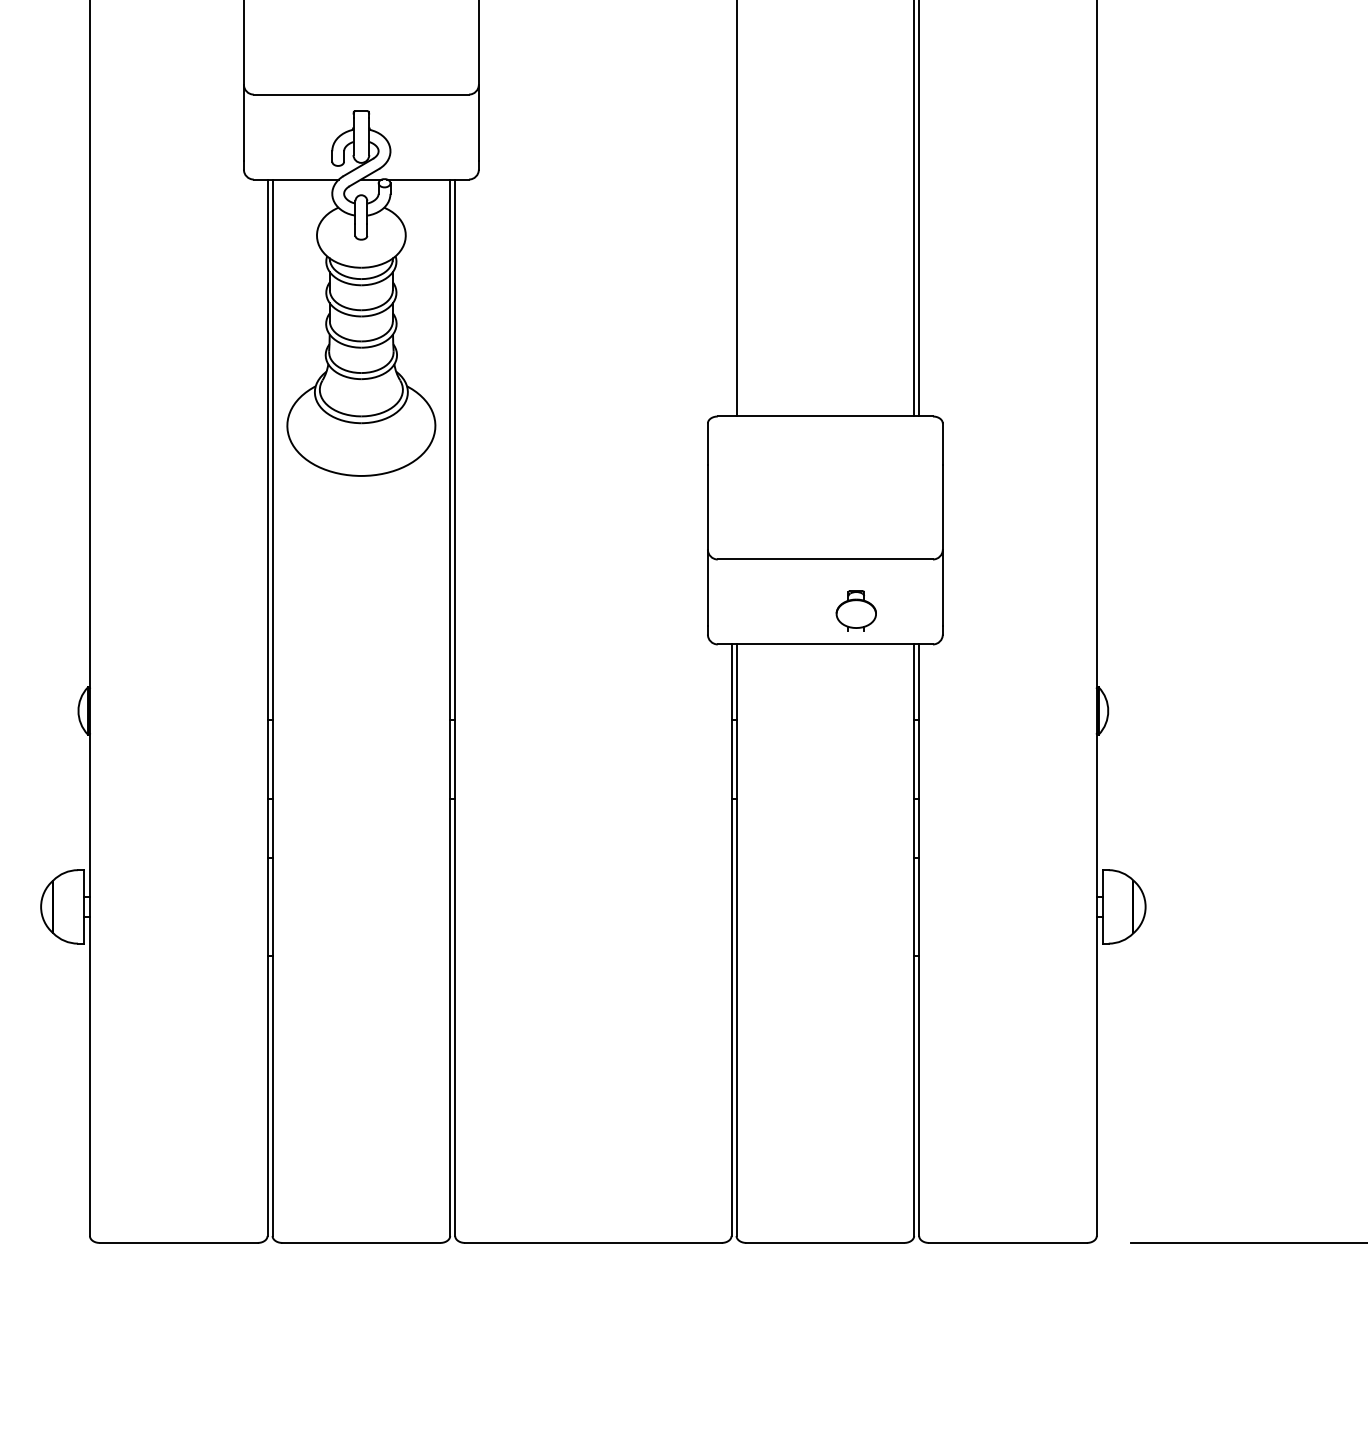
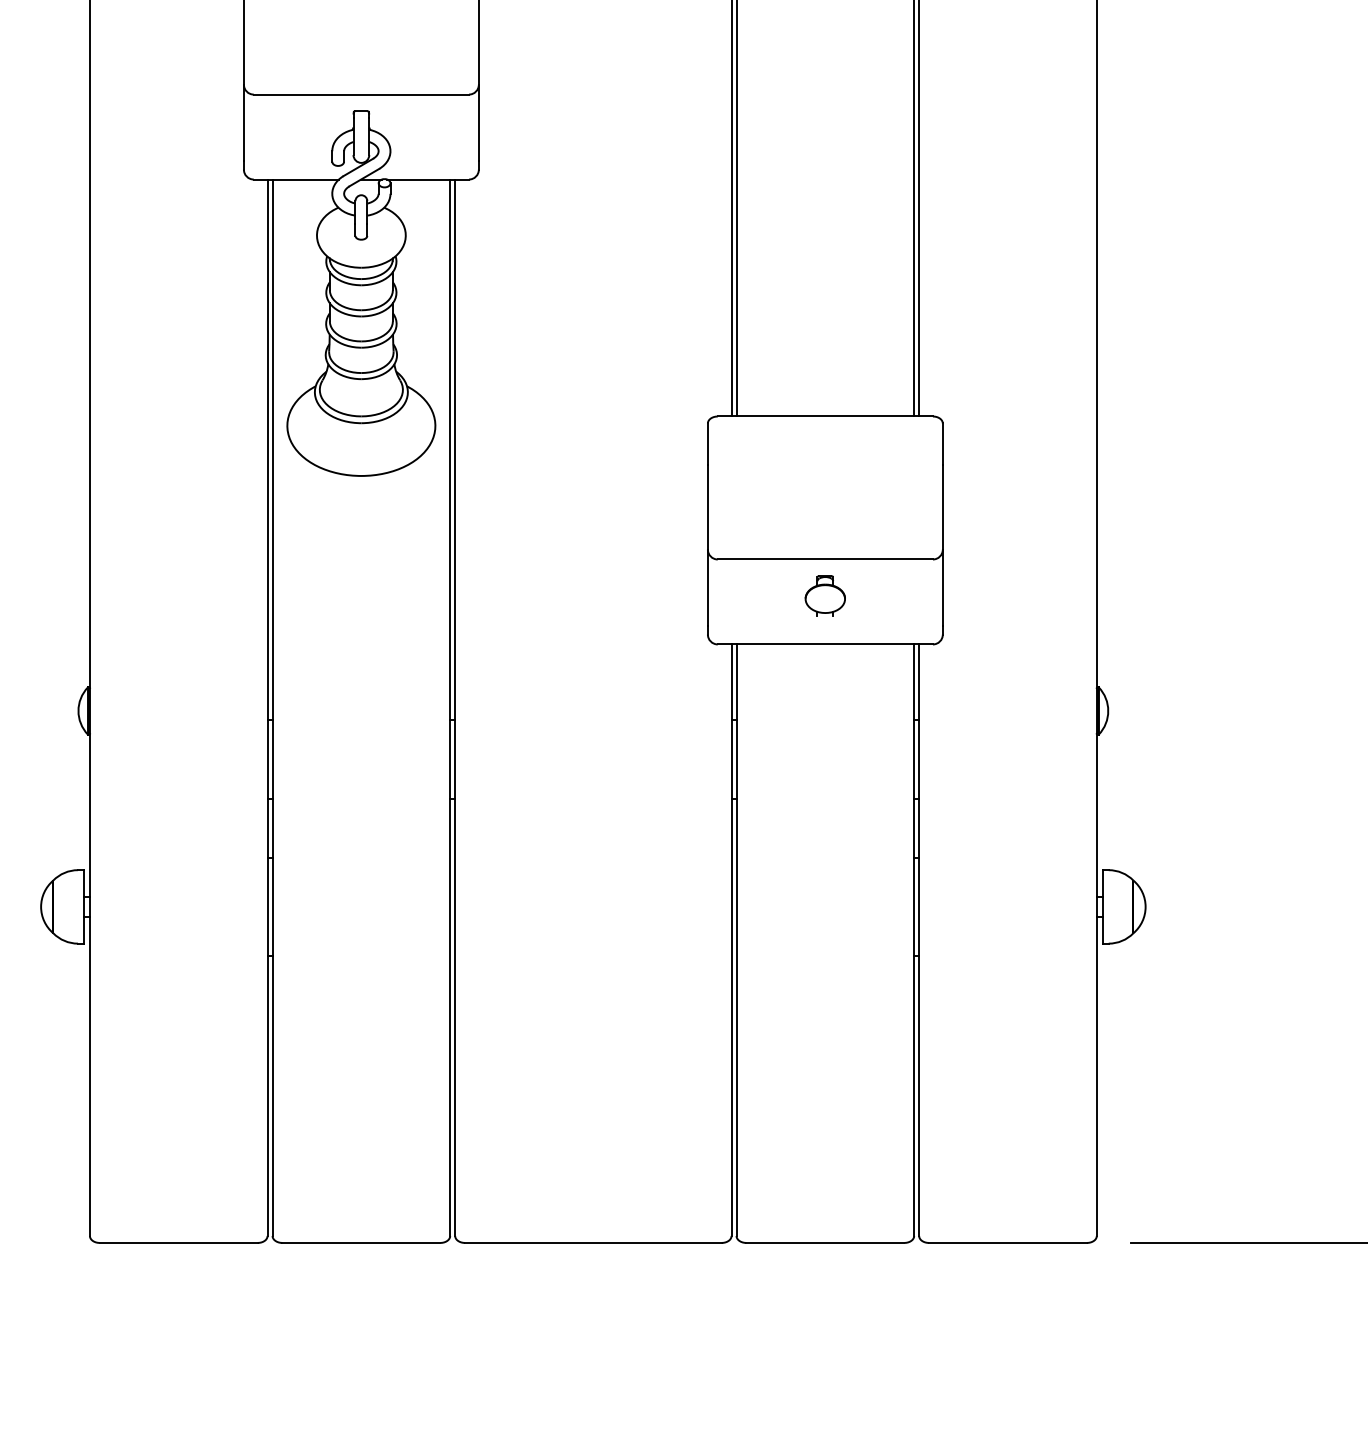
line: none -> present (731, 209)
part position: (855, 610) -> (824, 595) (824, 595)
